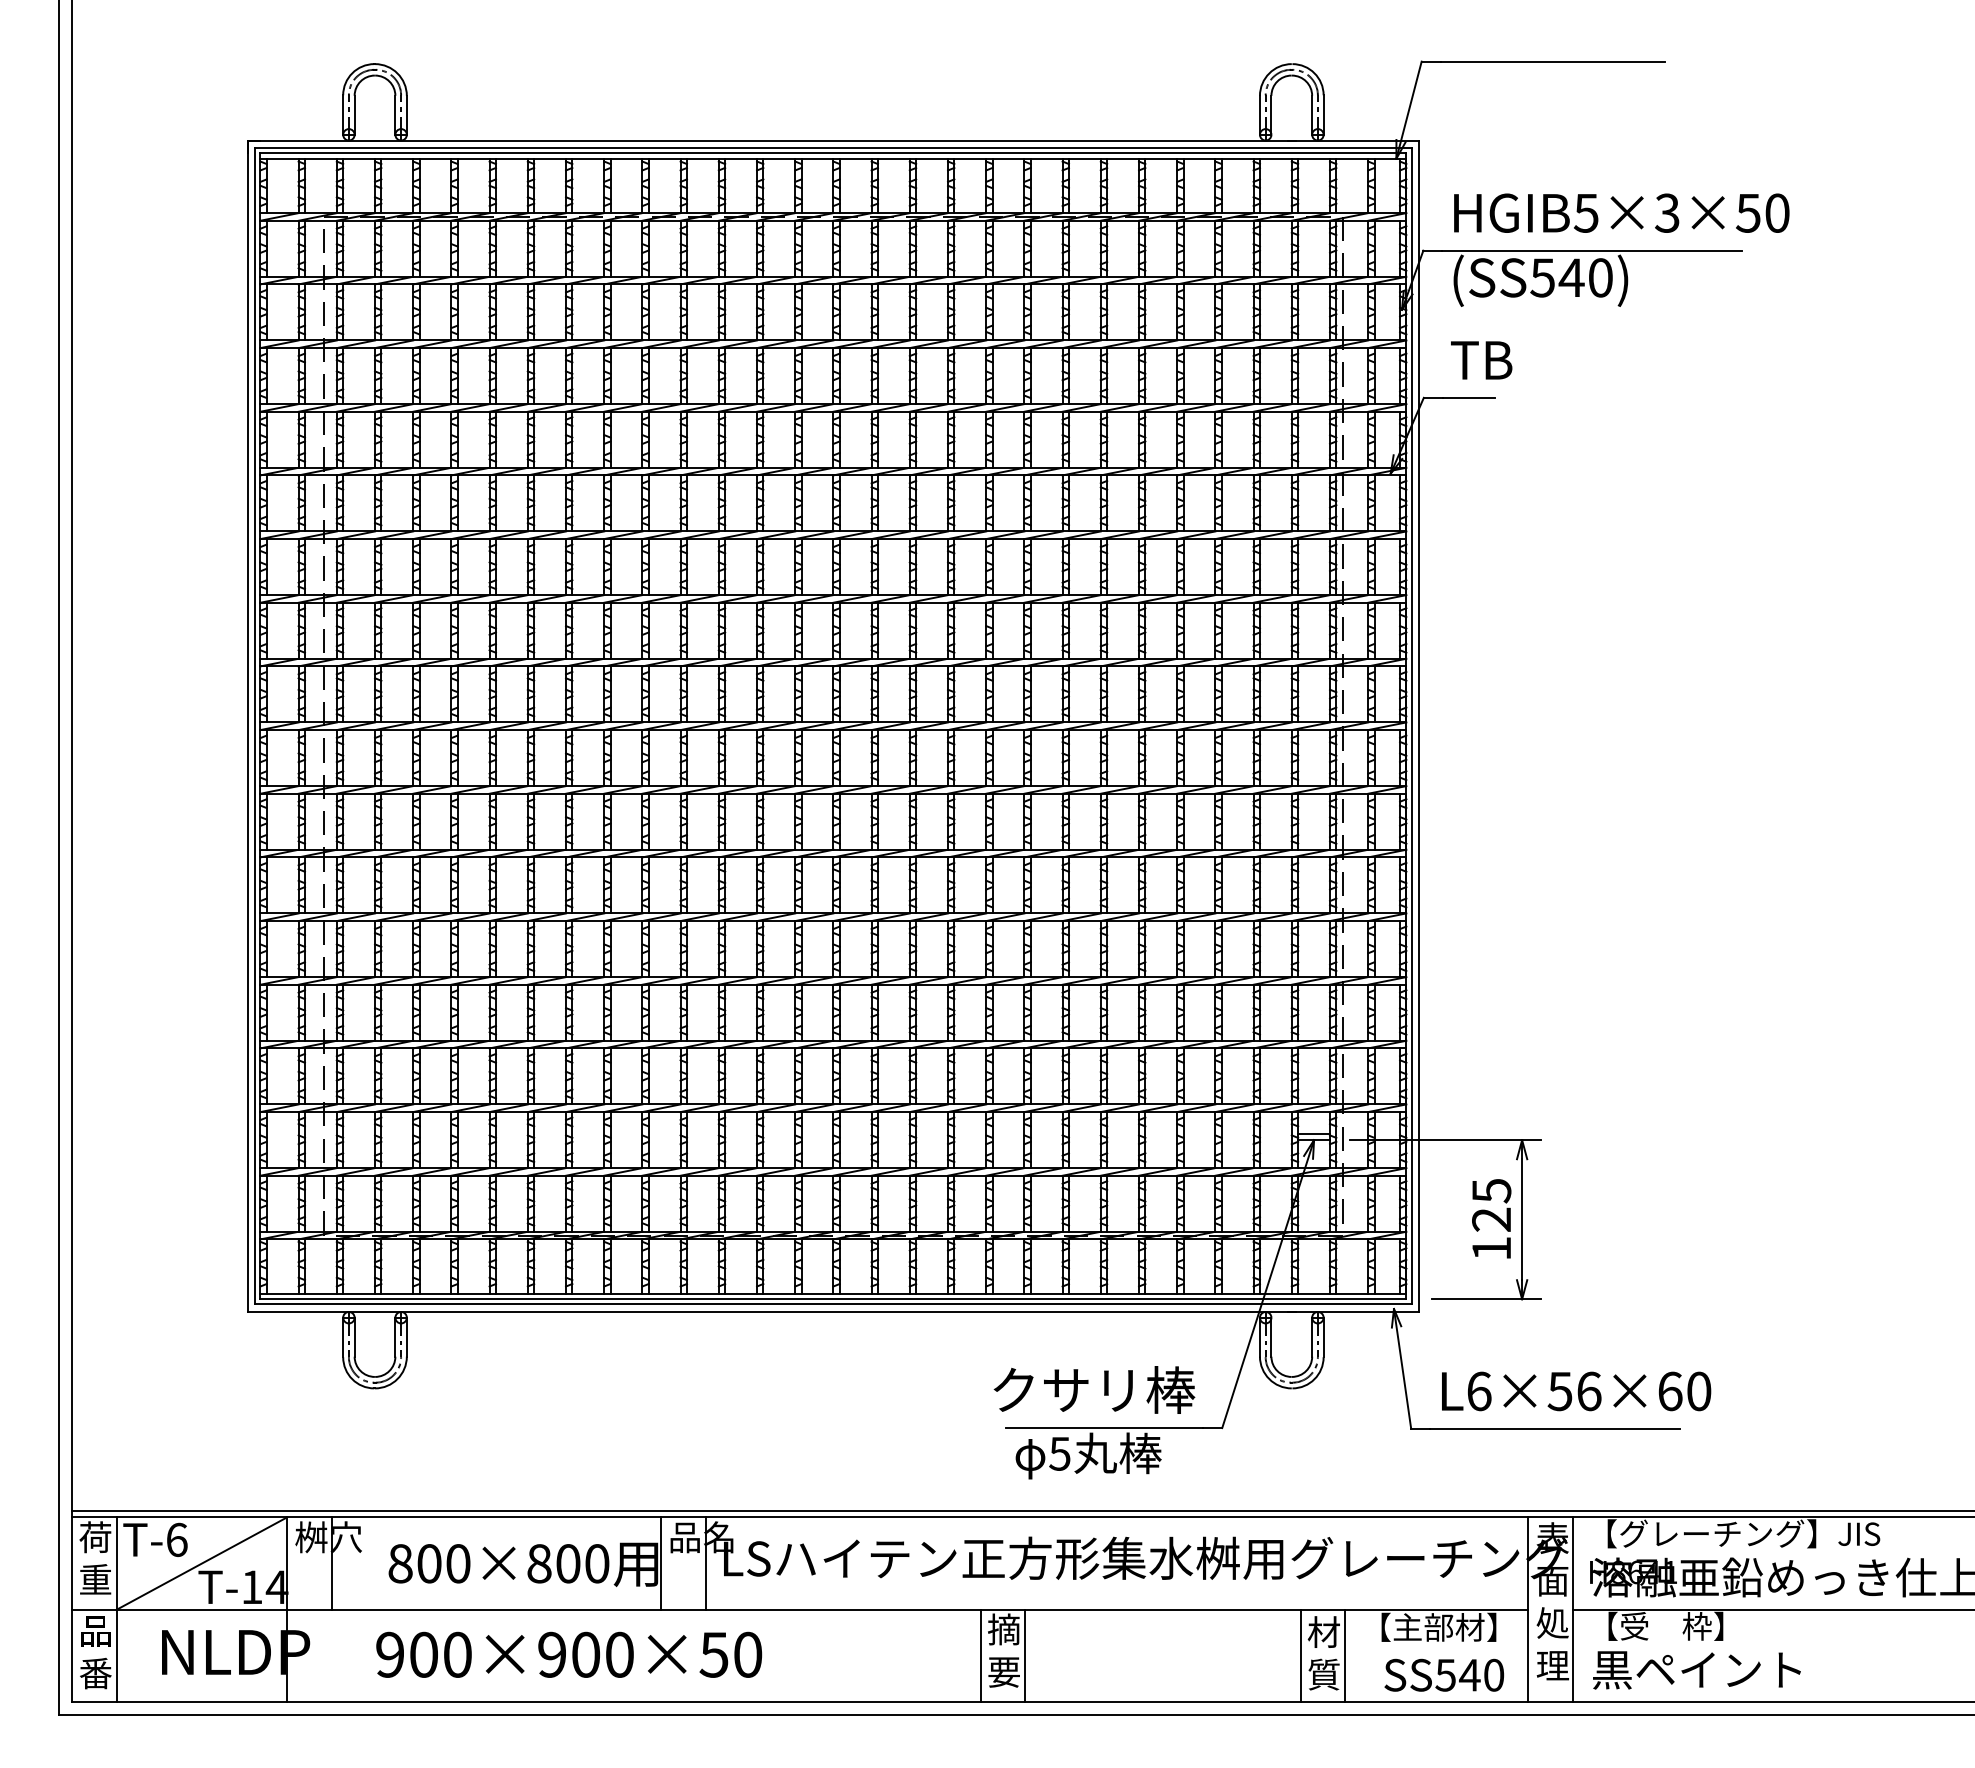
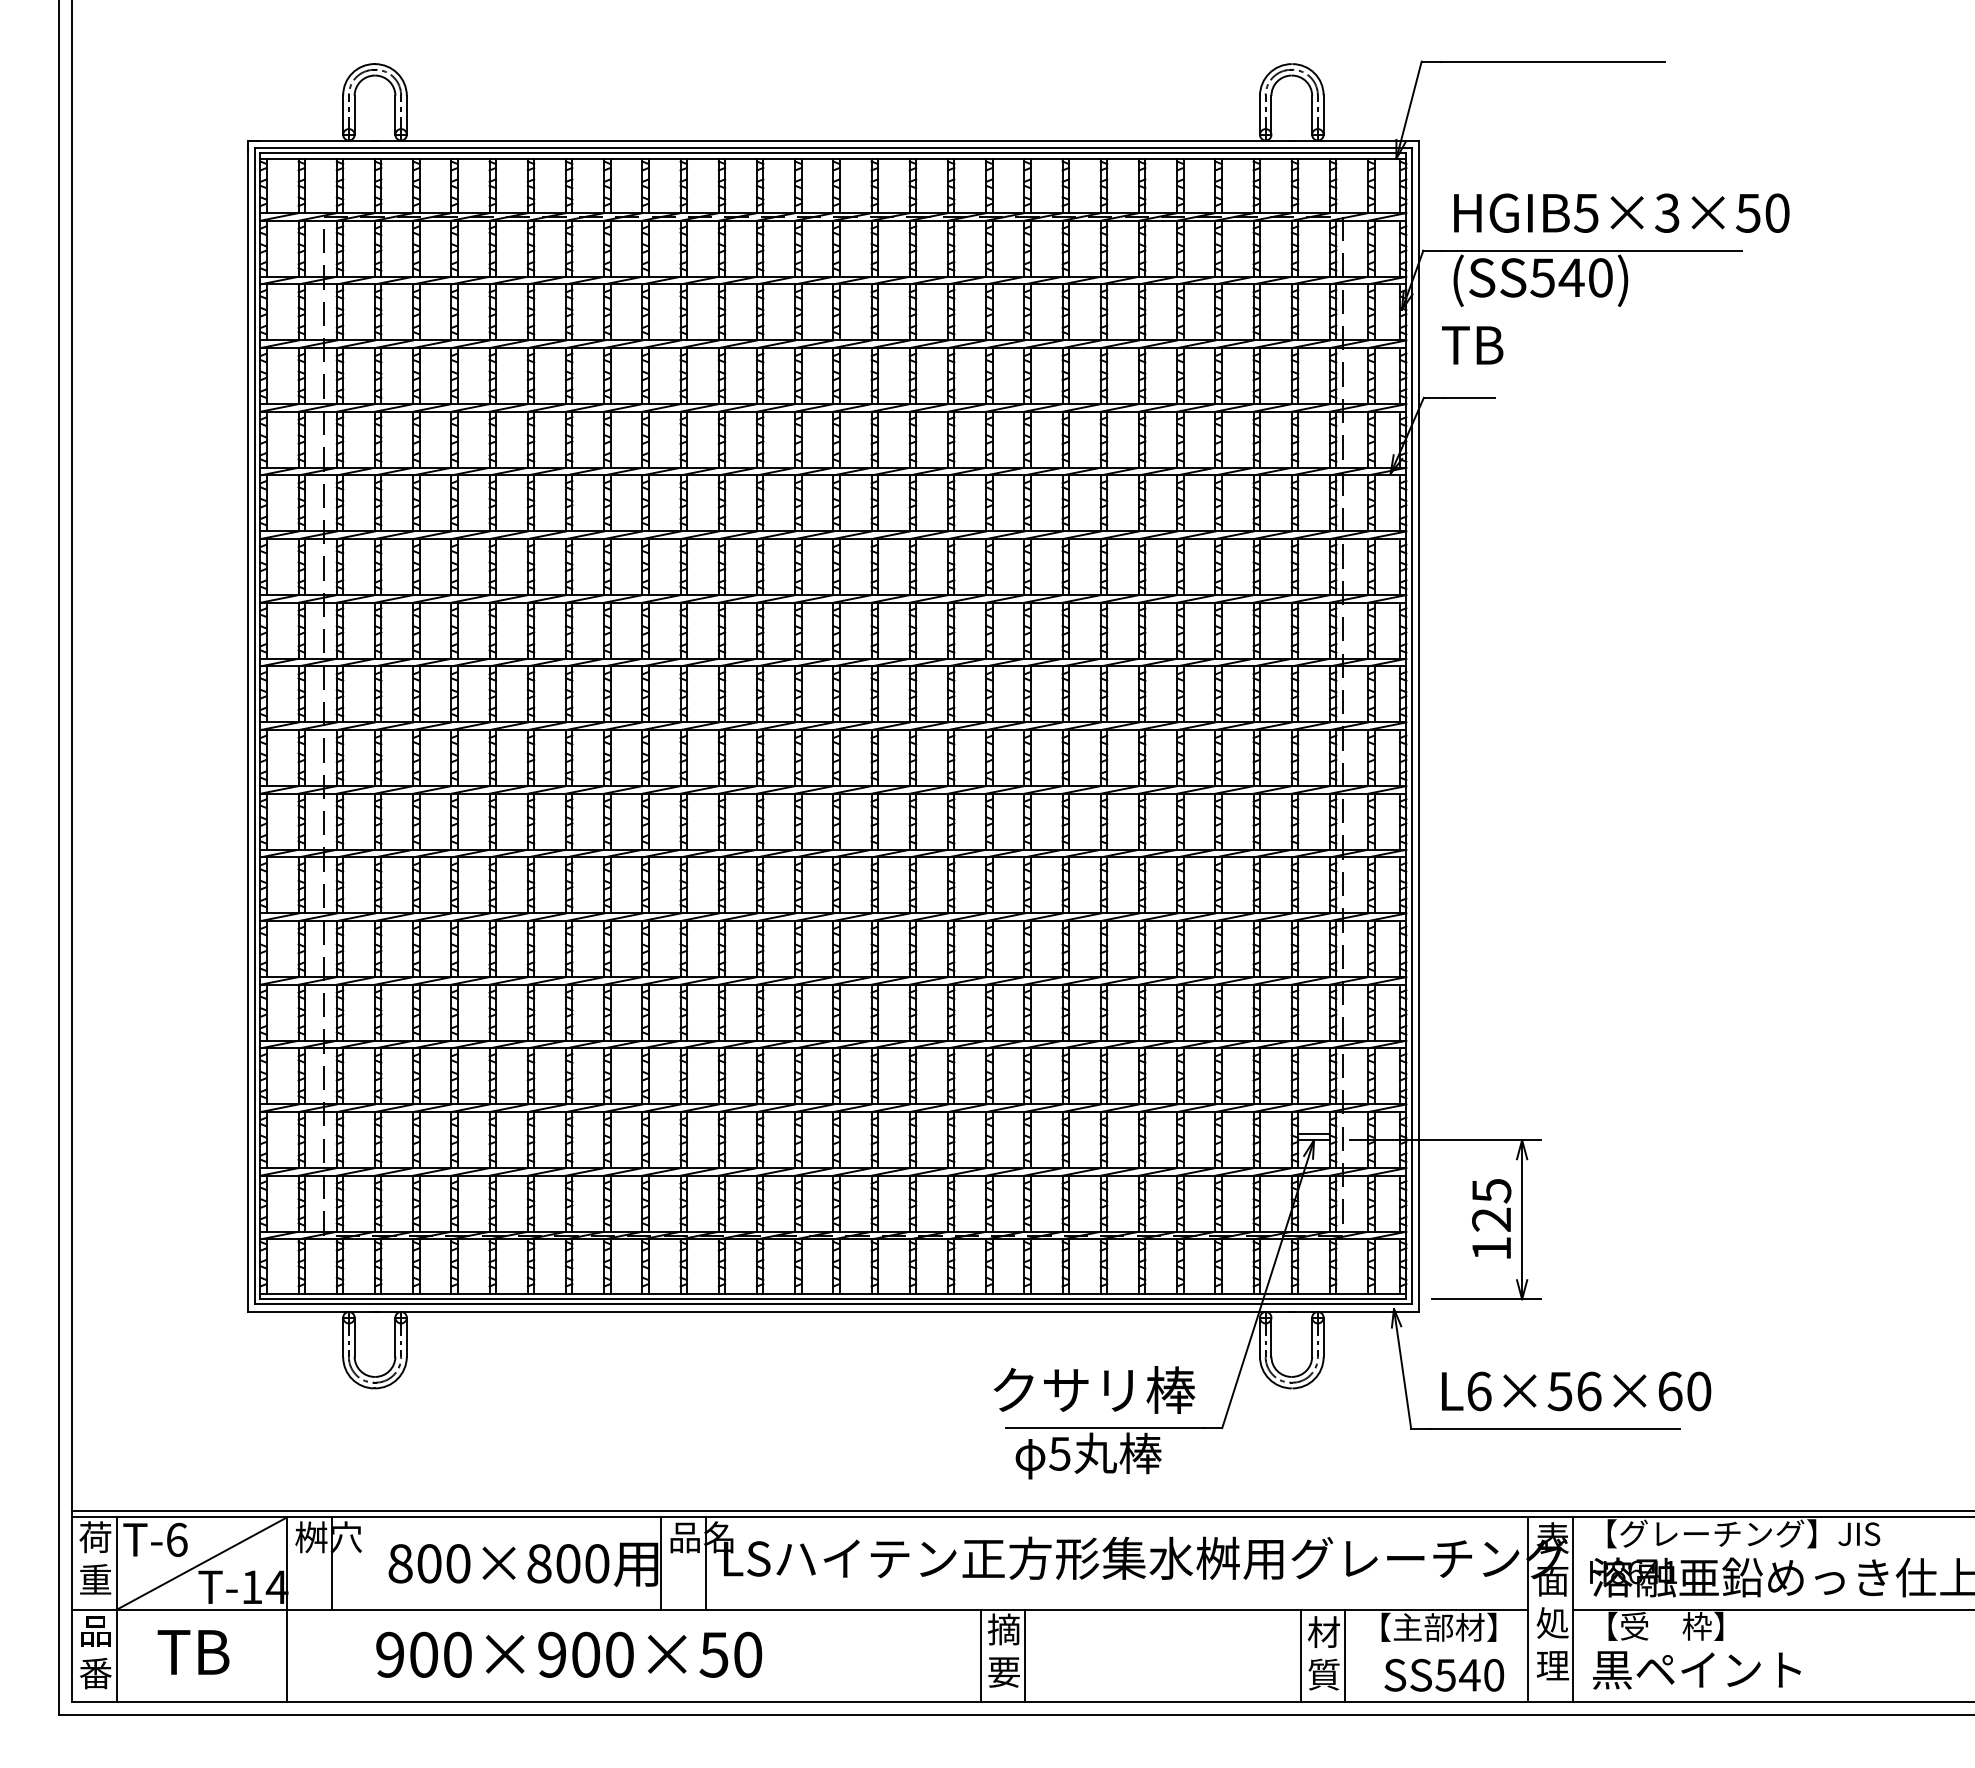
text position: (1481, 360) -> (1472, 345) (1472, 345)
text: NLDP -> TB (233, 1652)
